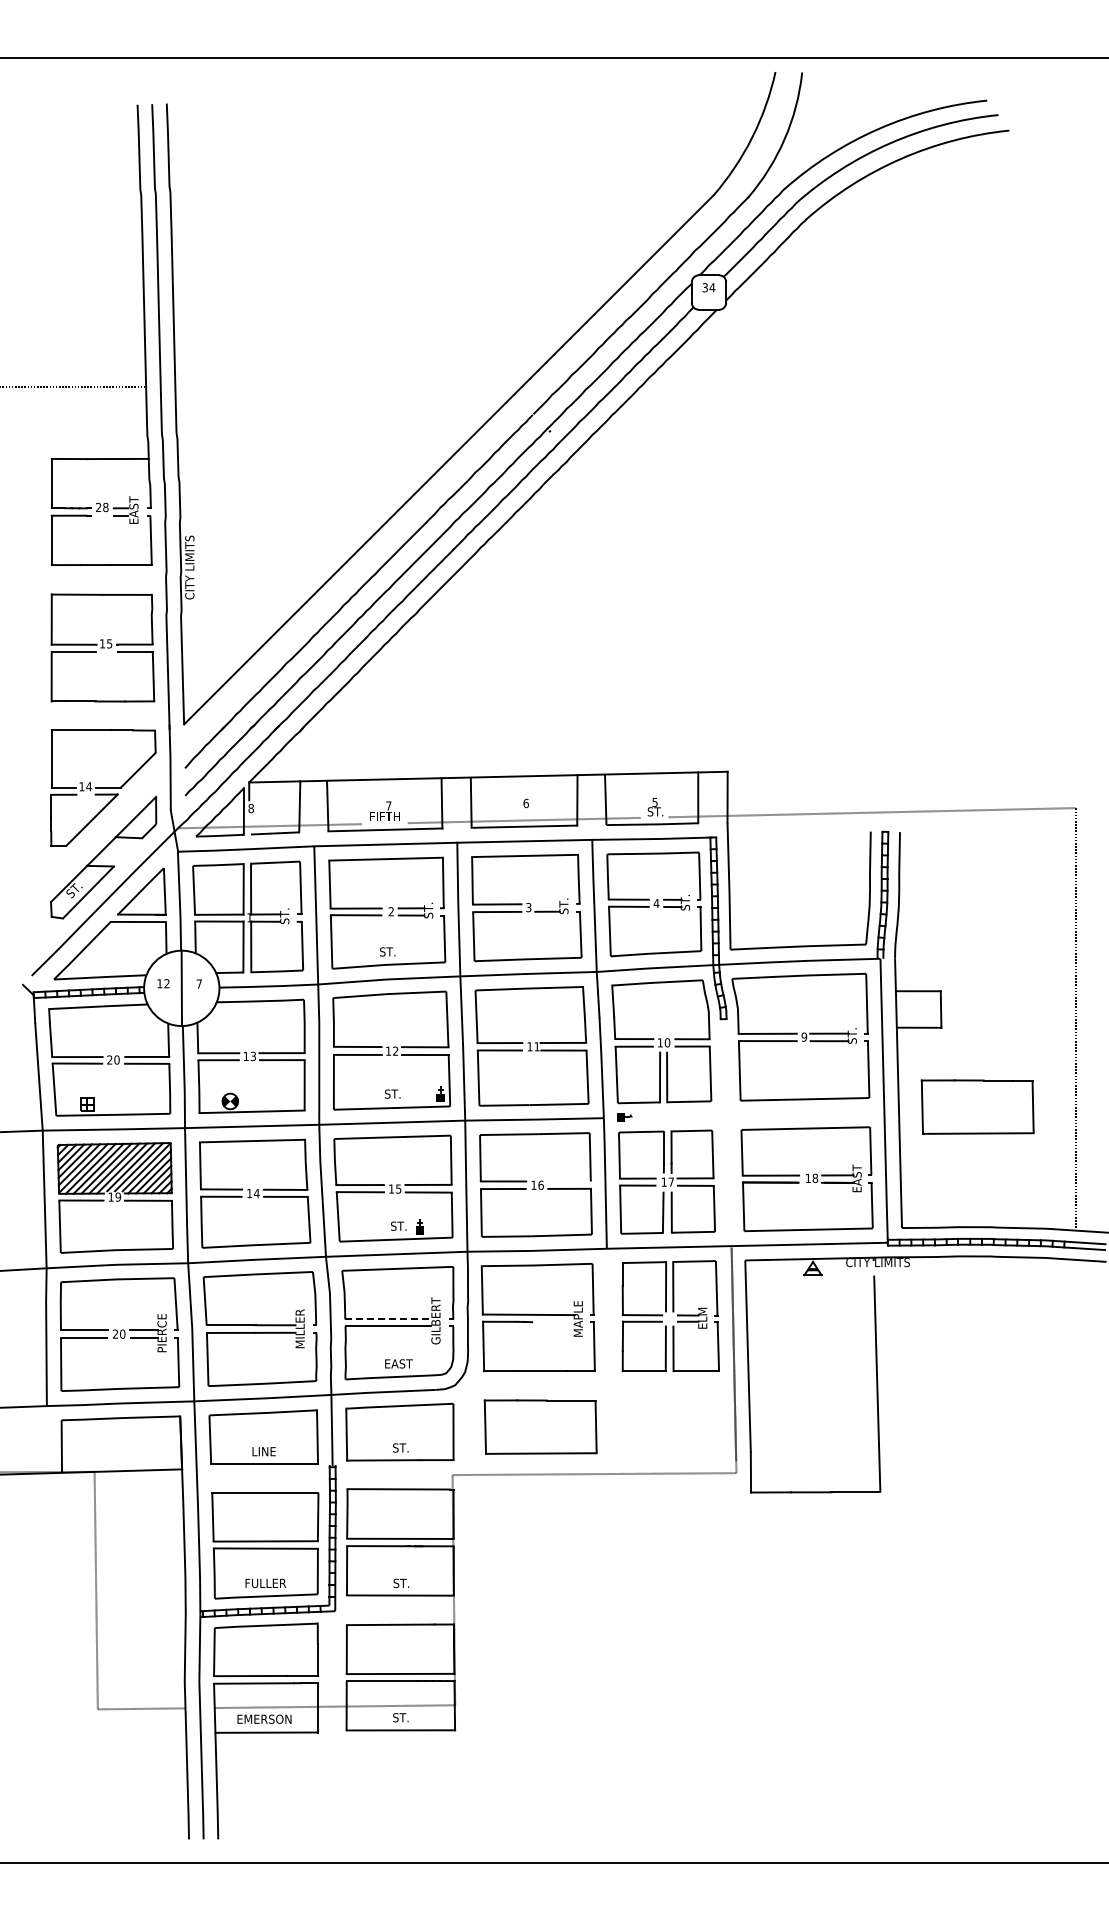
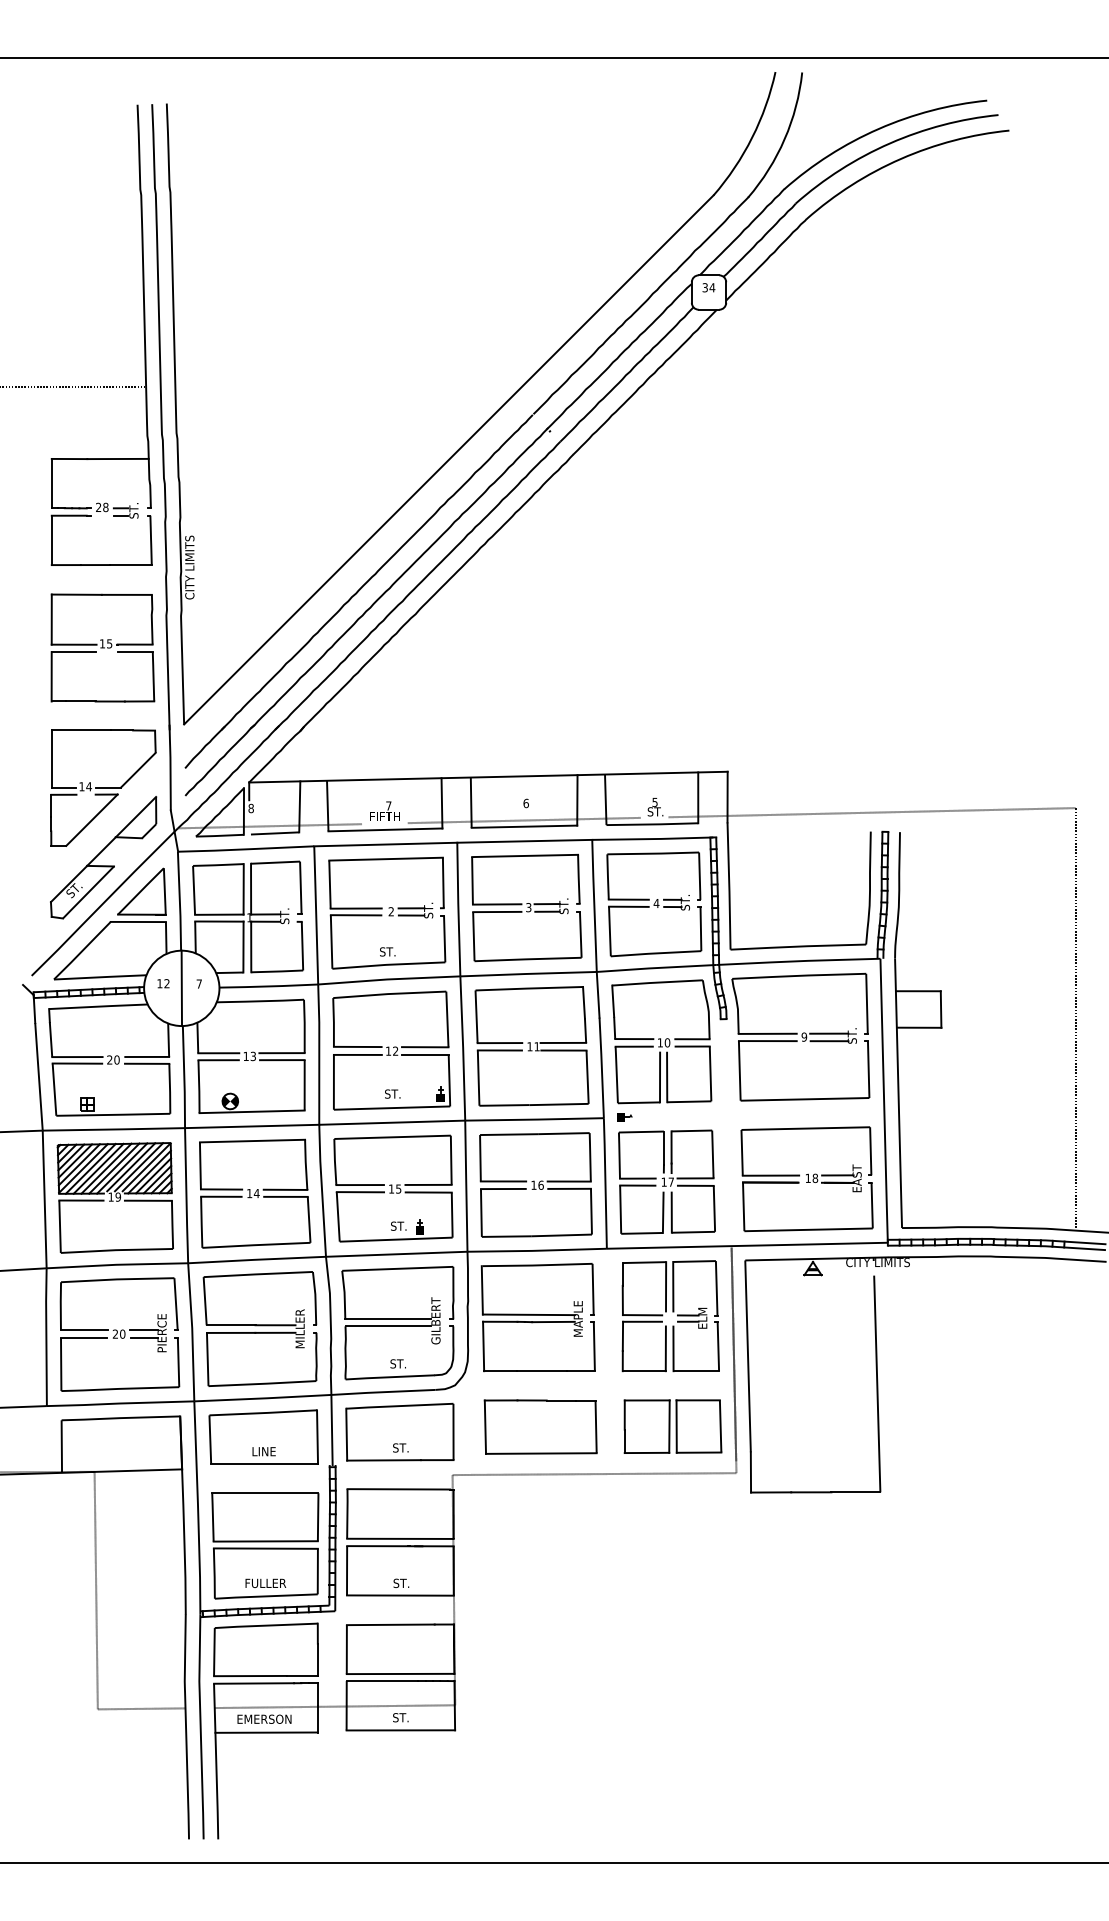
text: EAST -> ST. (133, 509)
line: none -> present (546, 904)
part: present -> none (977, 1106)
line: none -> present (568, 1181)
line: dashed -> solid (388, 1319)
line: none -> present (553, 1321)
text: EAST -> ST. (398, 1363)
part: none -> present (672, 1426)
